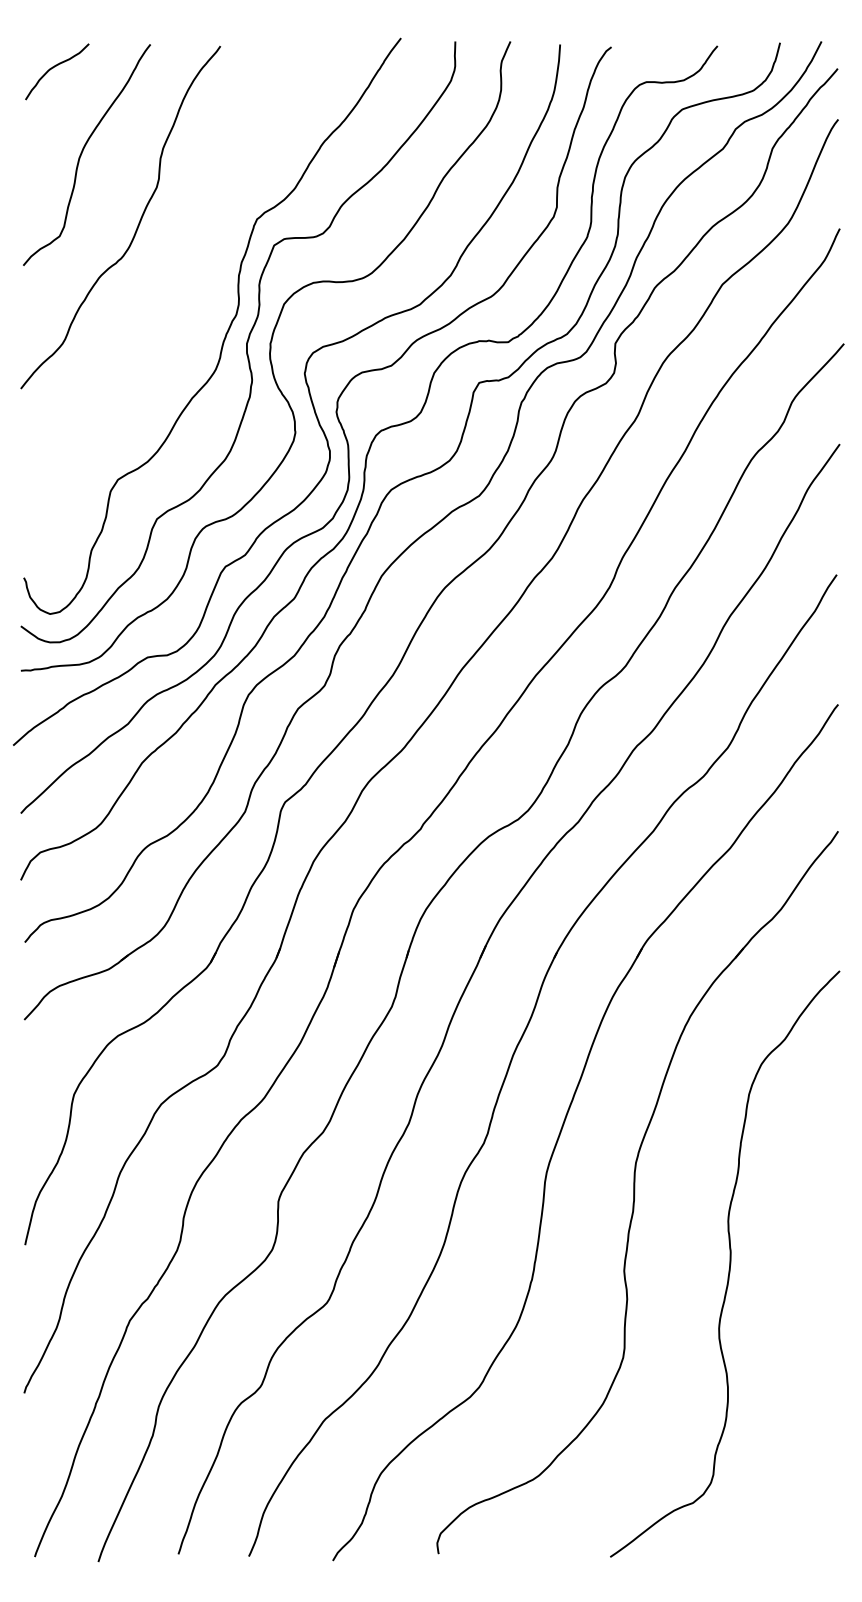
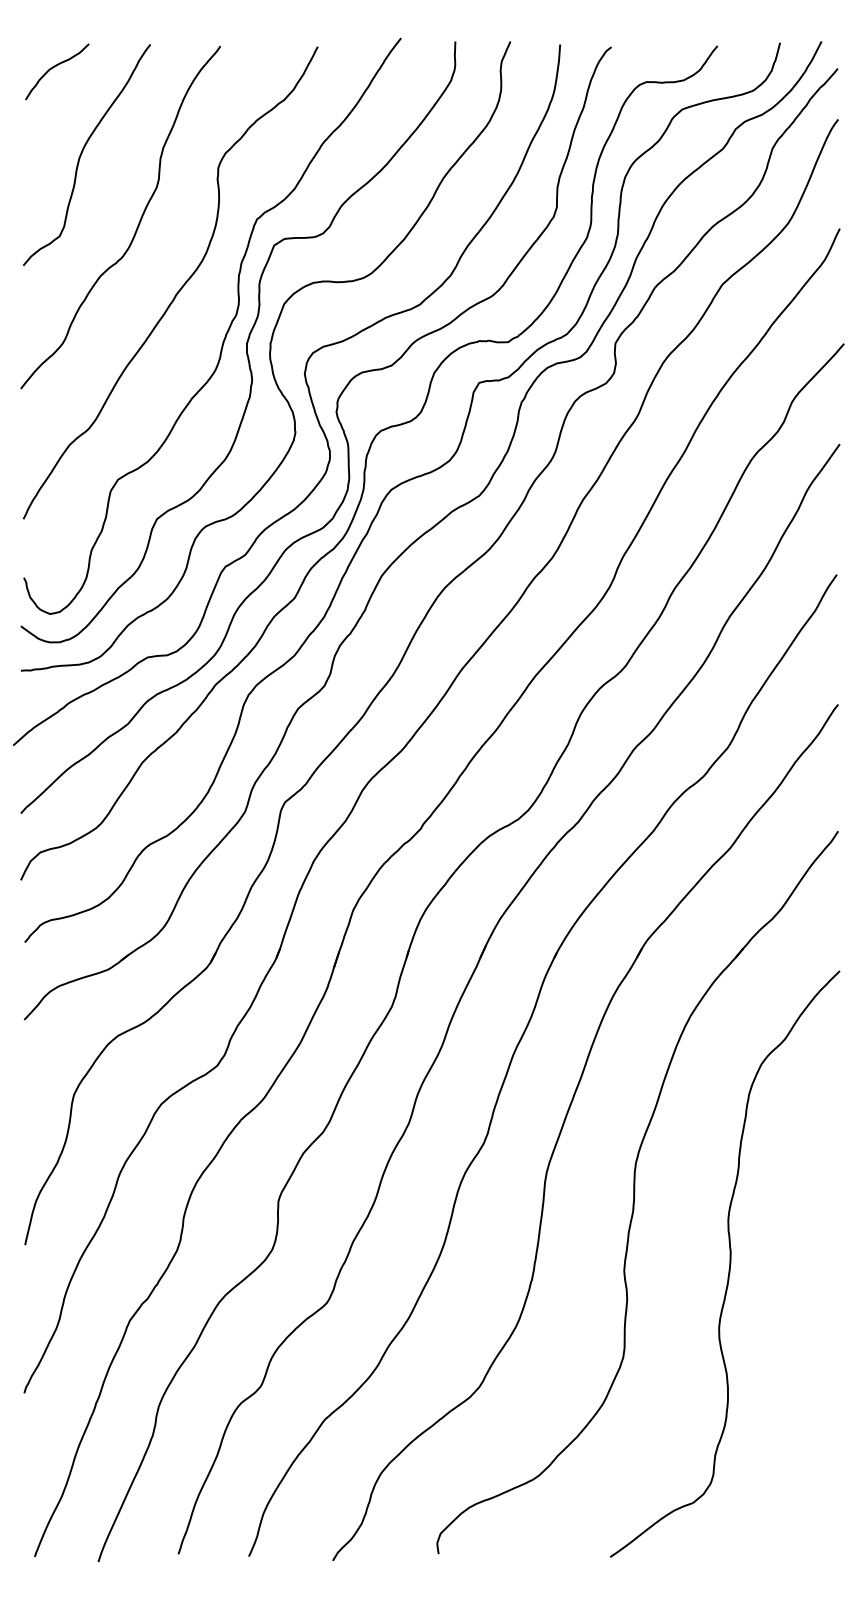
curve: none -> present (180, 287)
